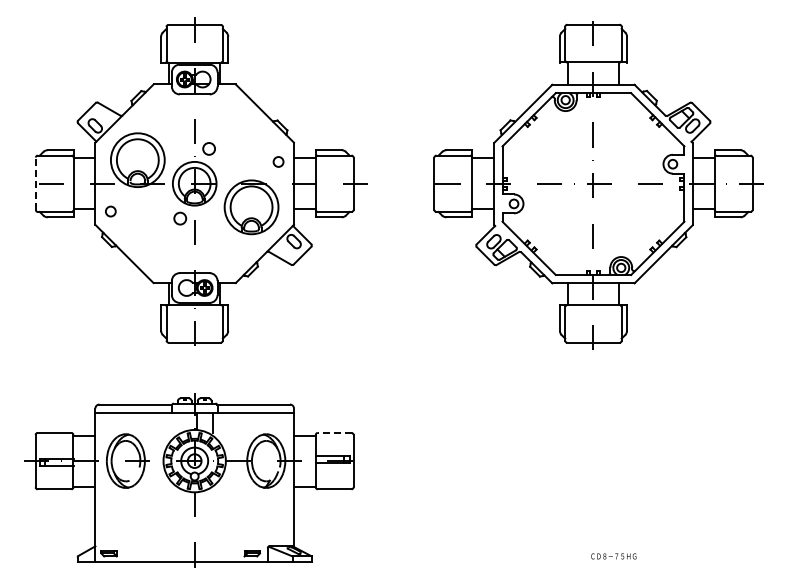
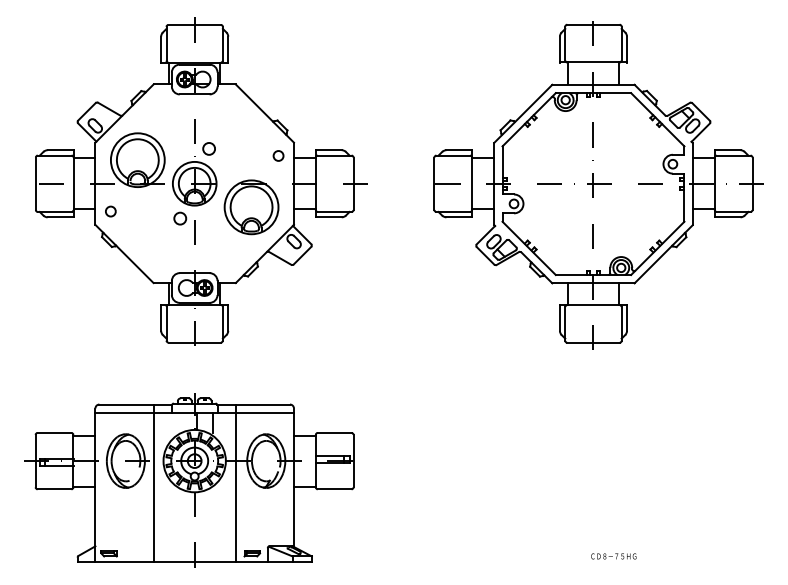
circle position: (278, 161) -> (278, 155) (278, 155)
line: dashed -> solid (35, 183)
line: dashed -> solid (334, 432)
line: none -> present (153, 483)
line: none -> present (235, 483)
